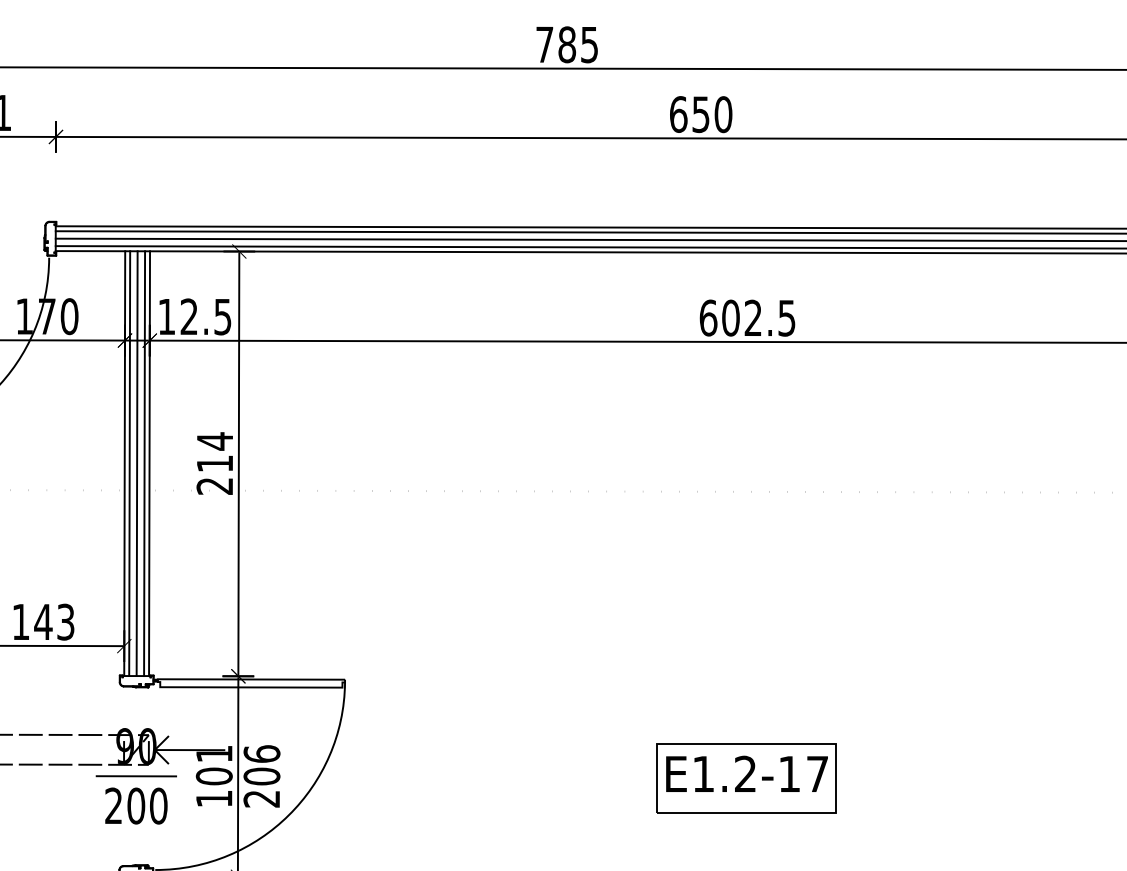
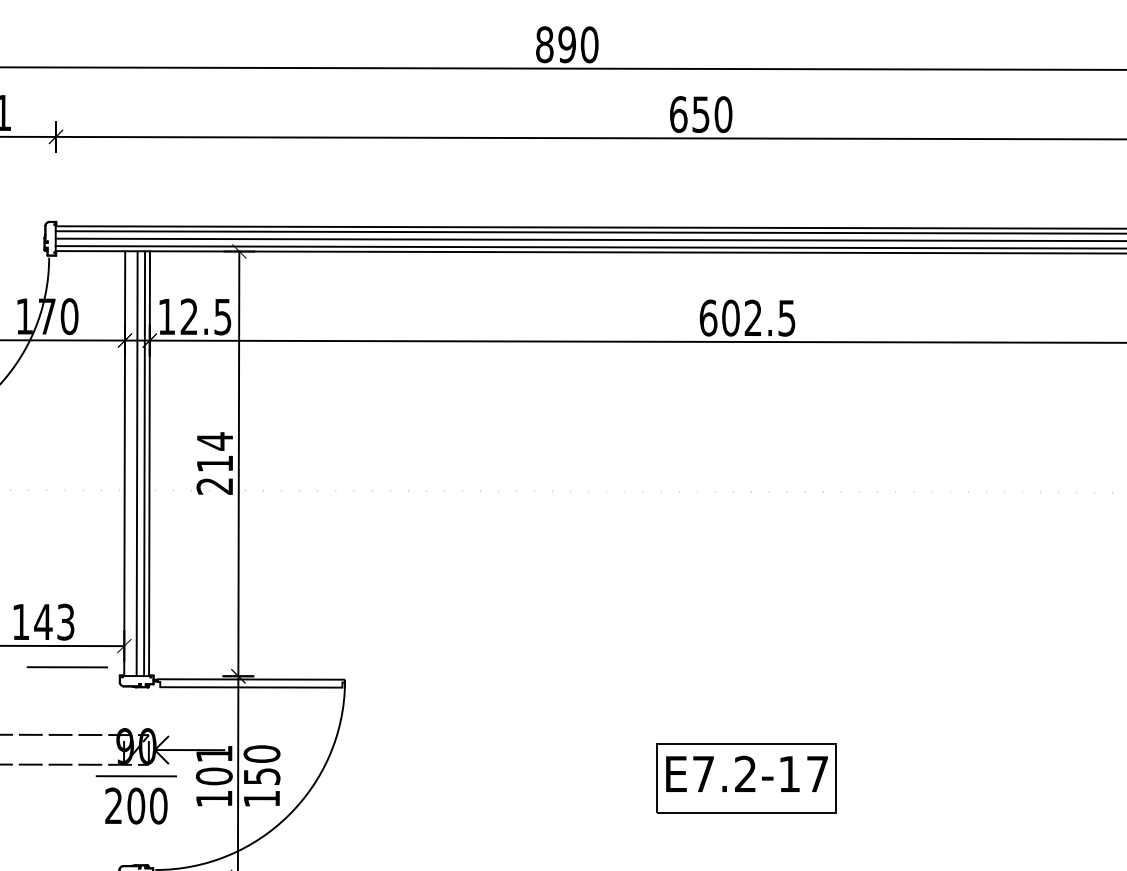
text: 785 -> 890 (567, 44)
line: present -> none (129, 463)
line: none -> present (66, 667)
text: E1.2-17 -> E7.2-17 (703, 773)
text: 206 -> 150 (261, 776)
